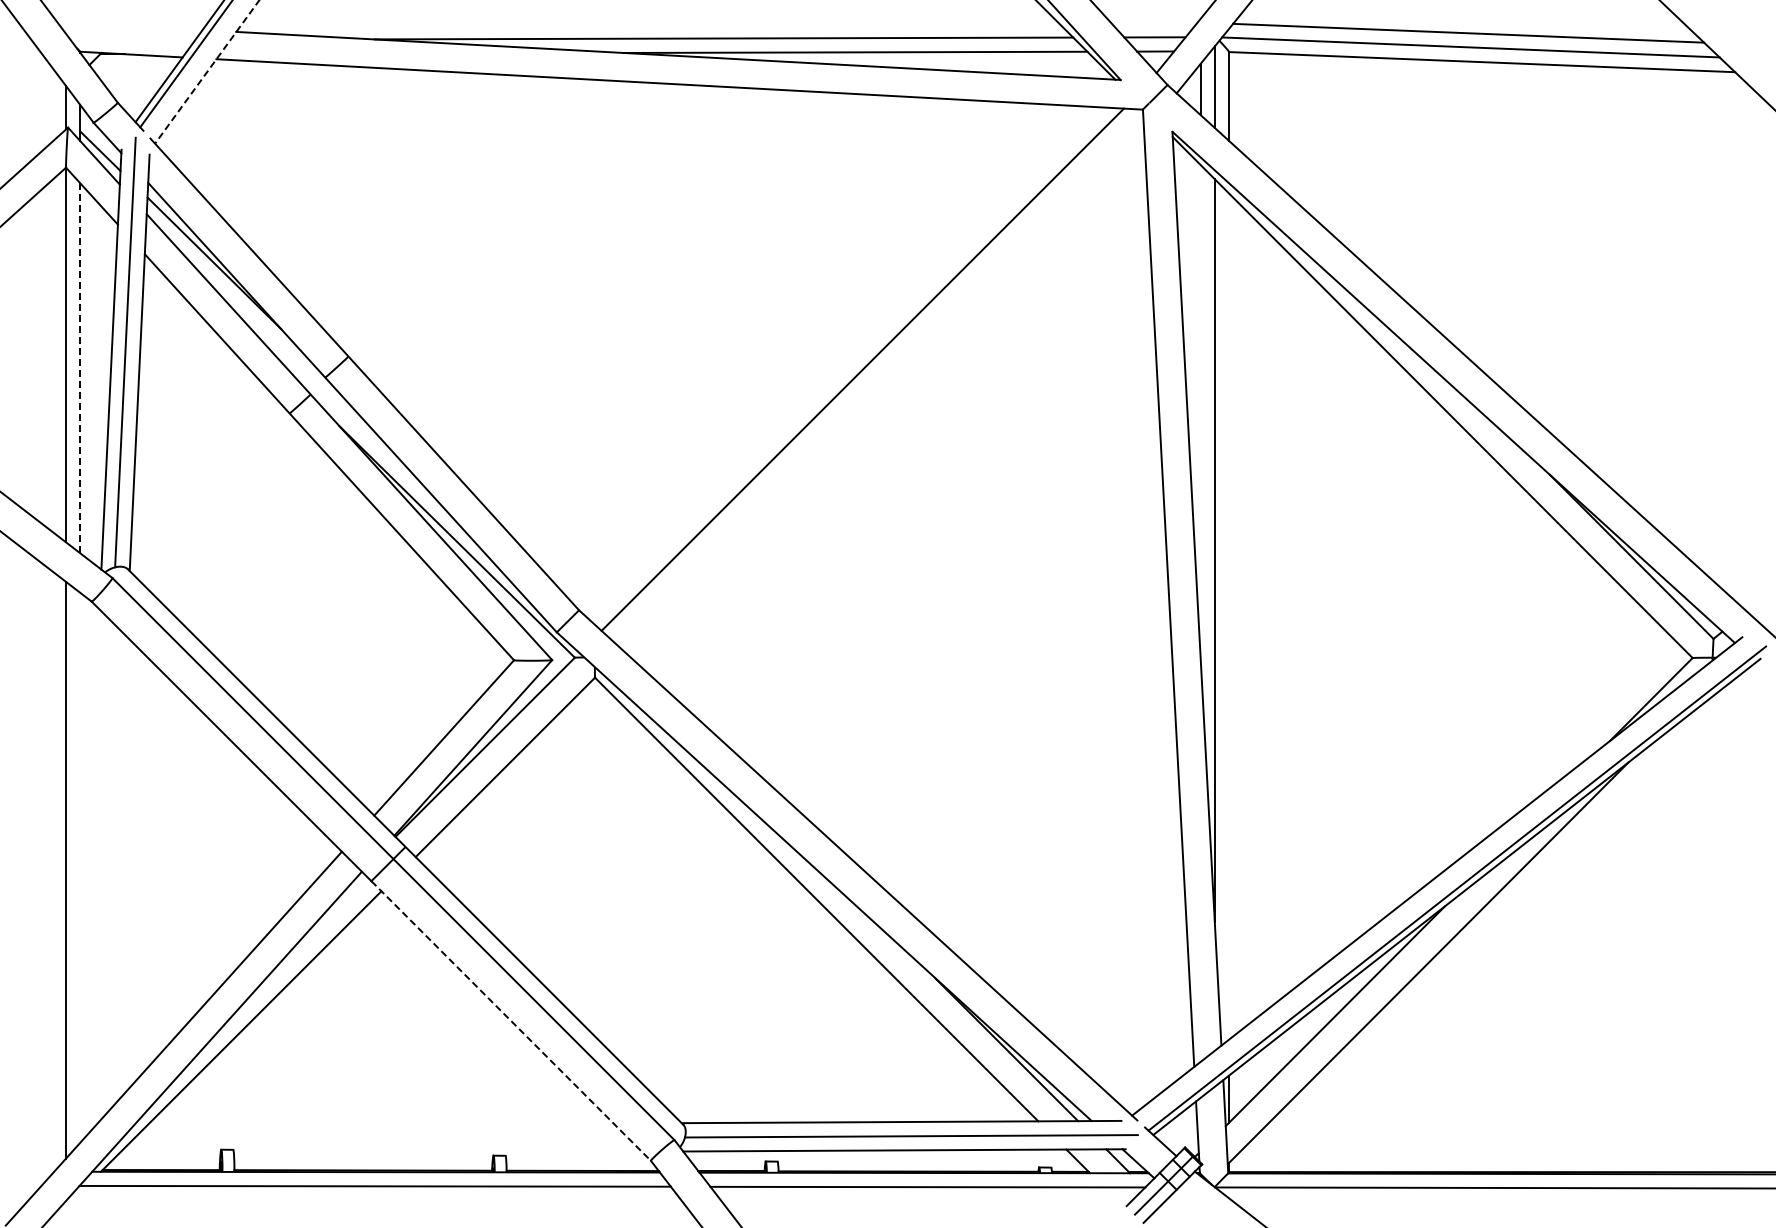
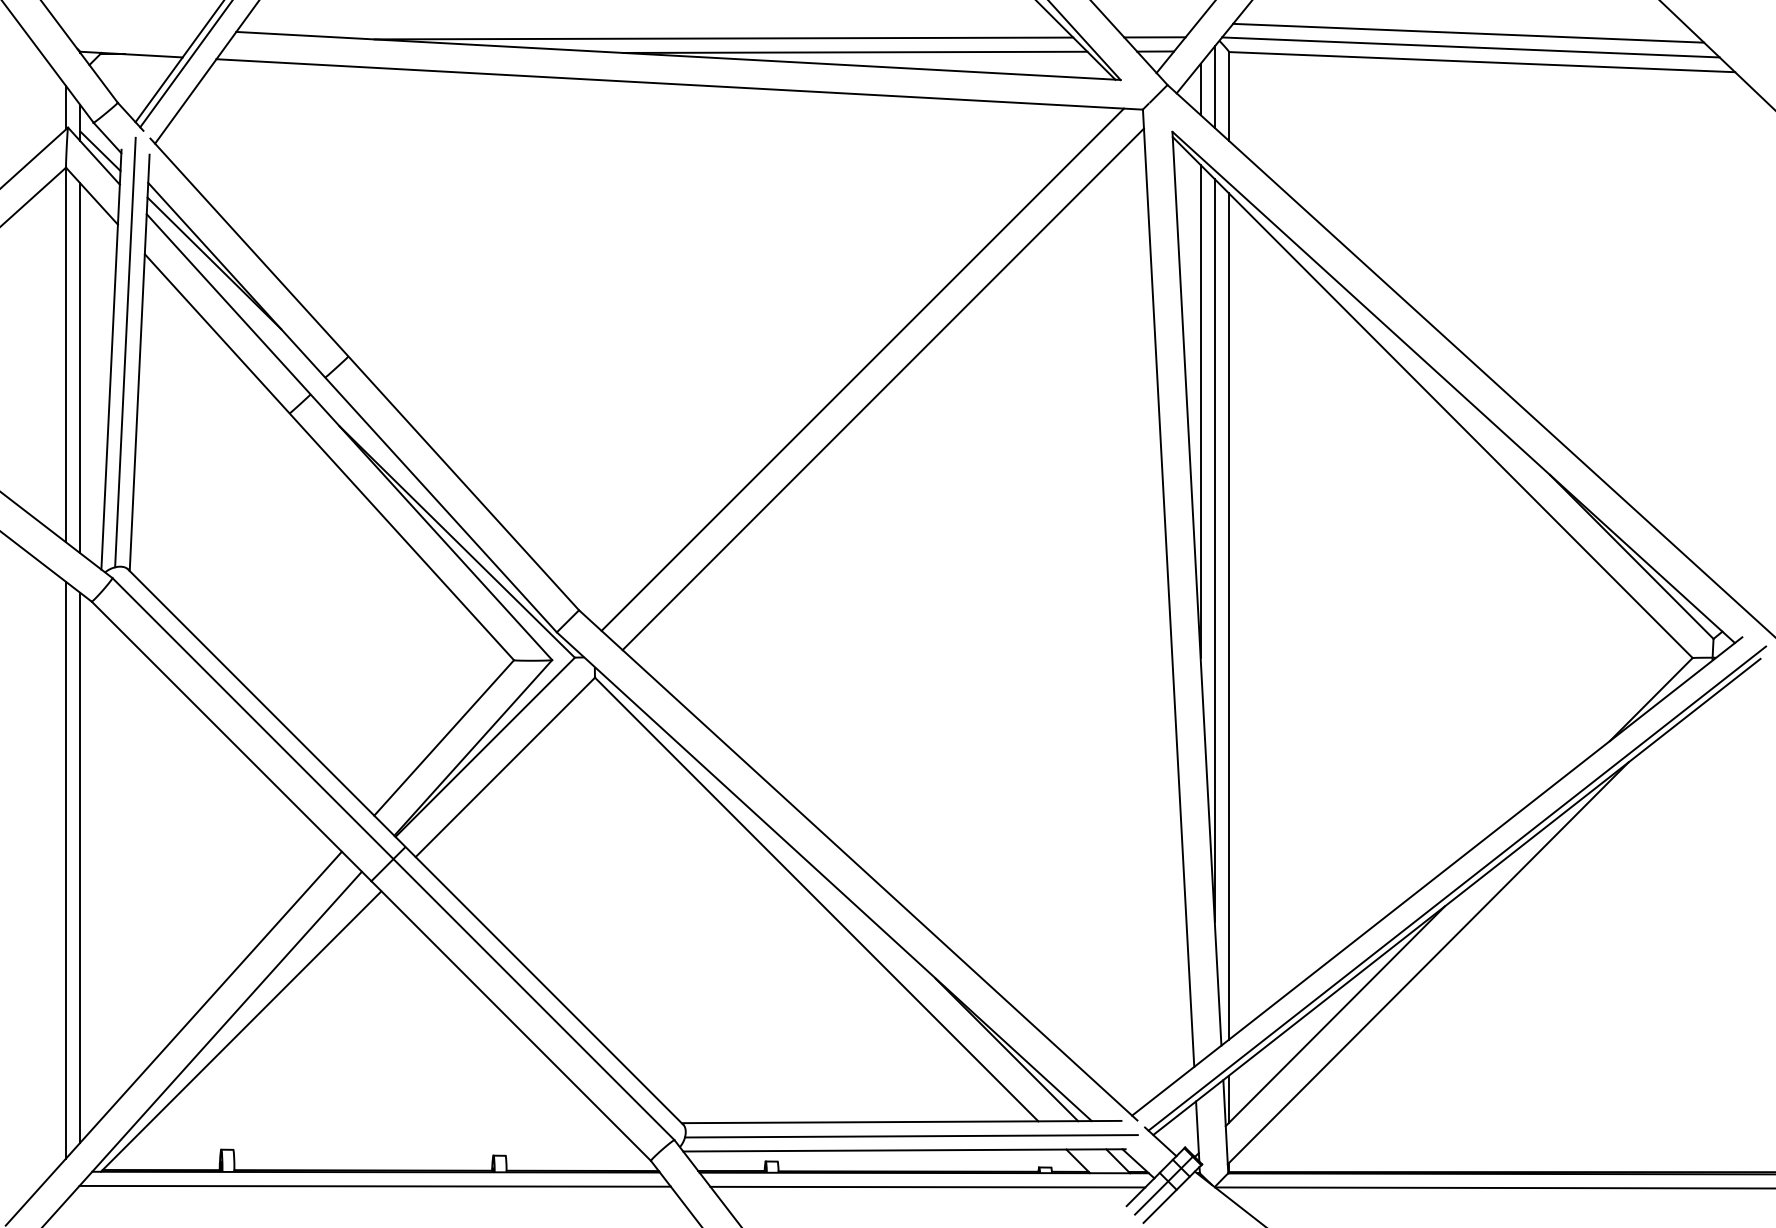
line: dashed -> solid (206, 72)
line: dashed -> solid (80, 368)
line: none -> present (882, 389)
line: none -> present (1200, 411)
line: none -> present (1229, 616)
line: none -> present (80, 867)
line: dashed -> solid (511, 1021)
